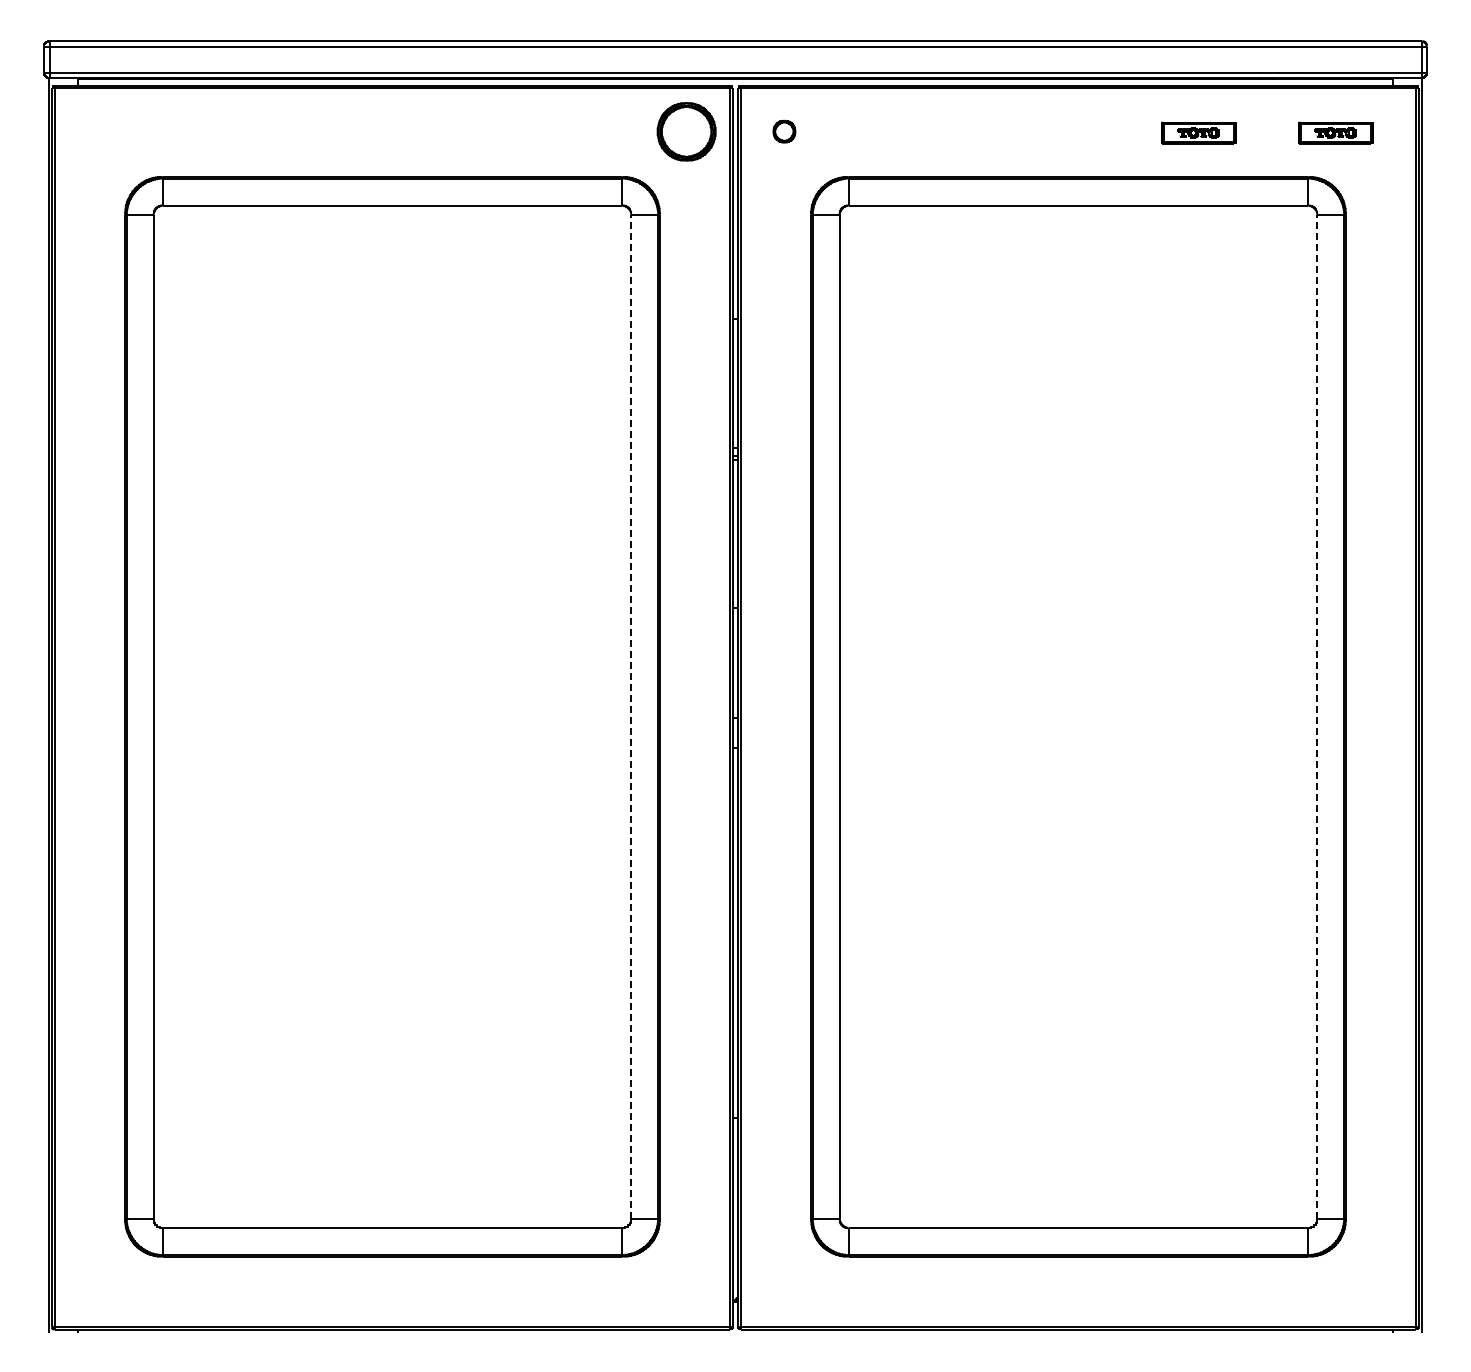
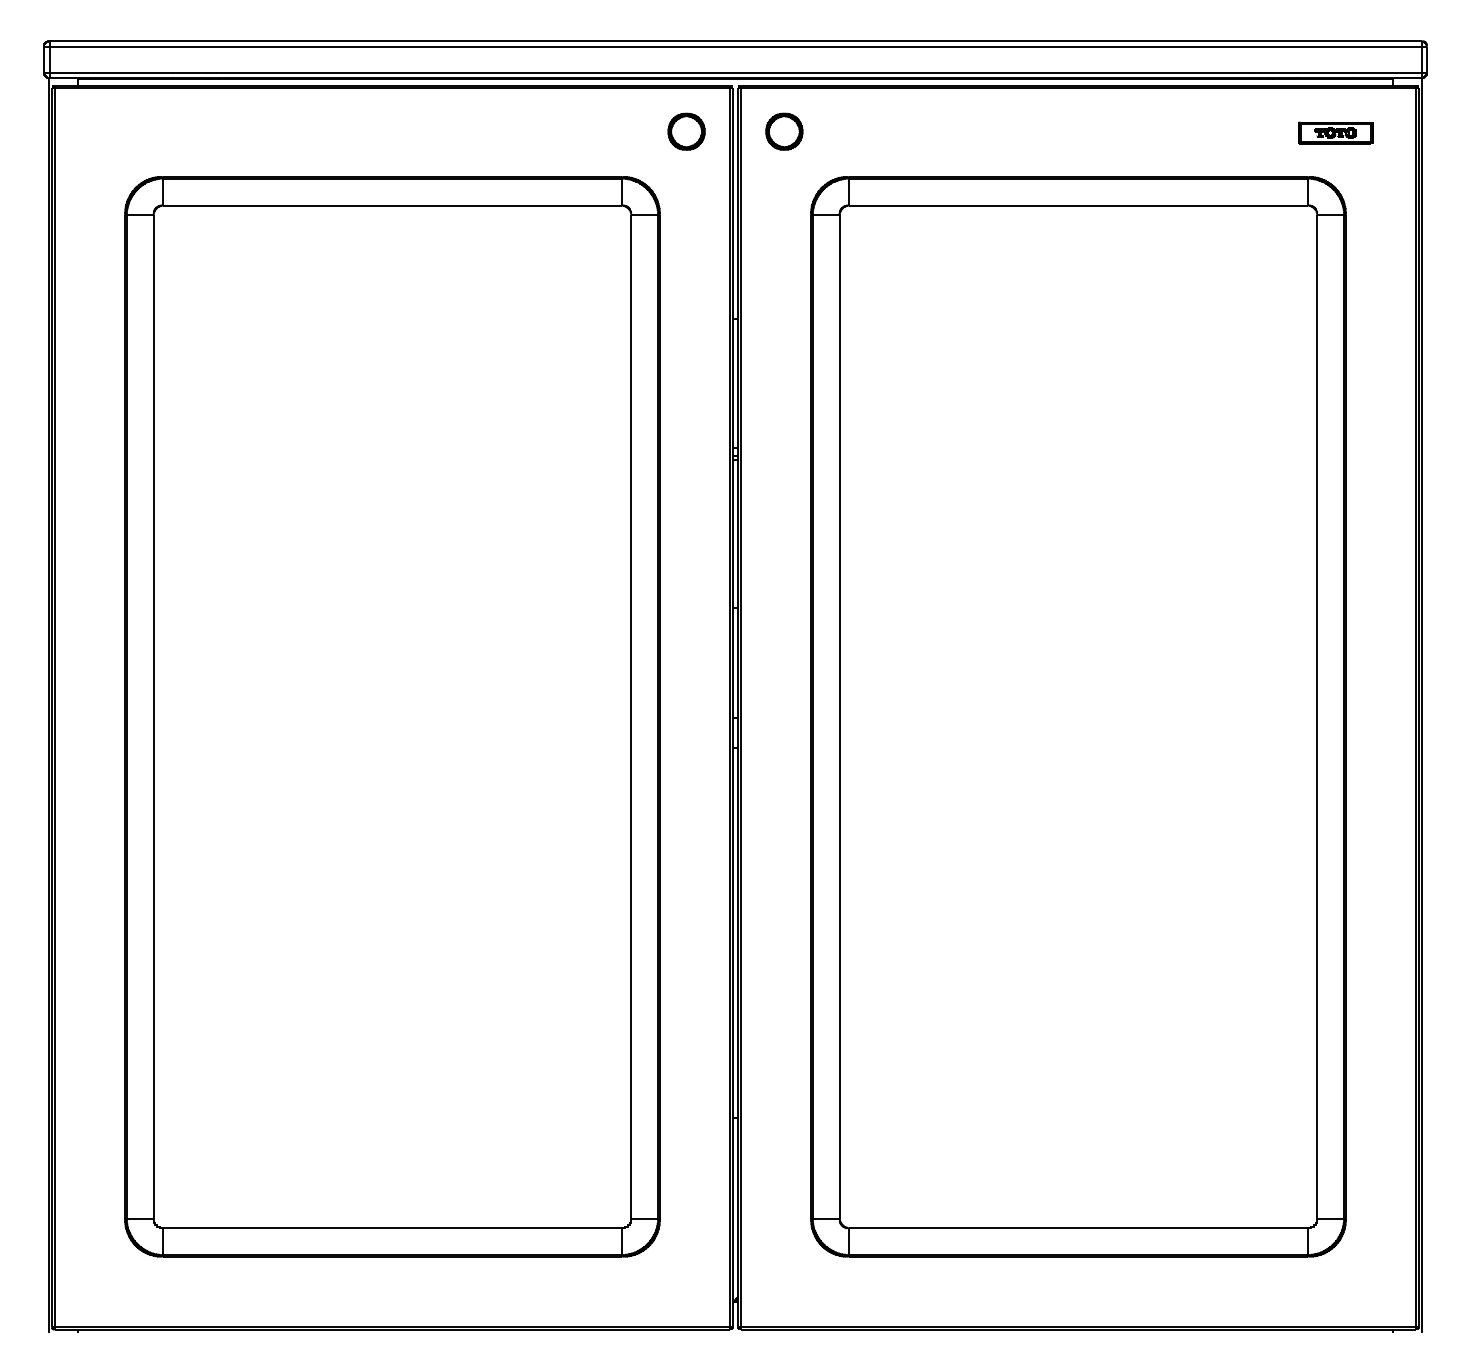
part size: 61x60 px -> 39x39 px (686, 131)
part size: 25x25 px -> 39x39 px (784, 131)
part: present -> none (1198, 132)
line: dashed -> solid (631, 716)
line: dashed -> solid (1317, 716)
